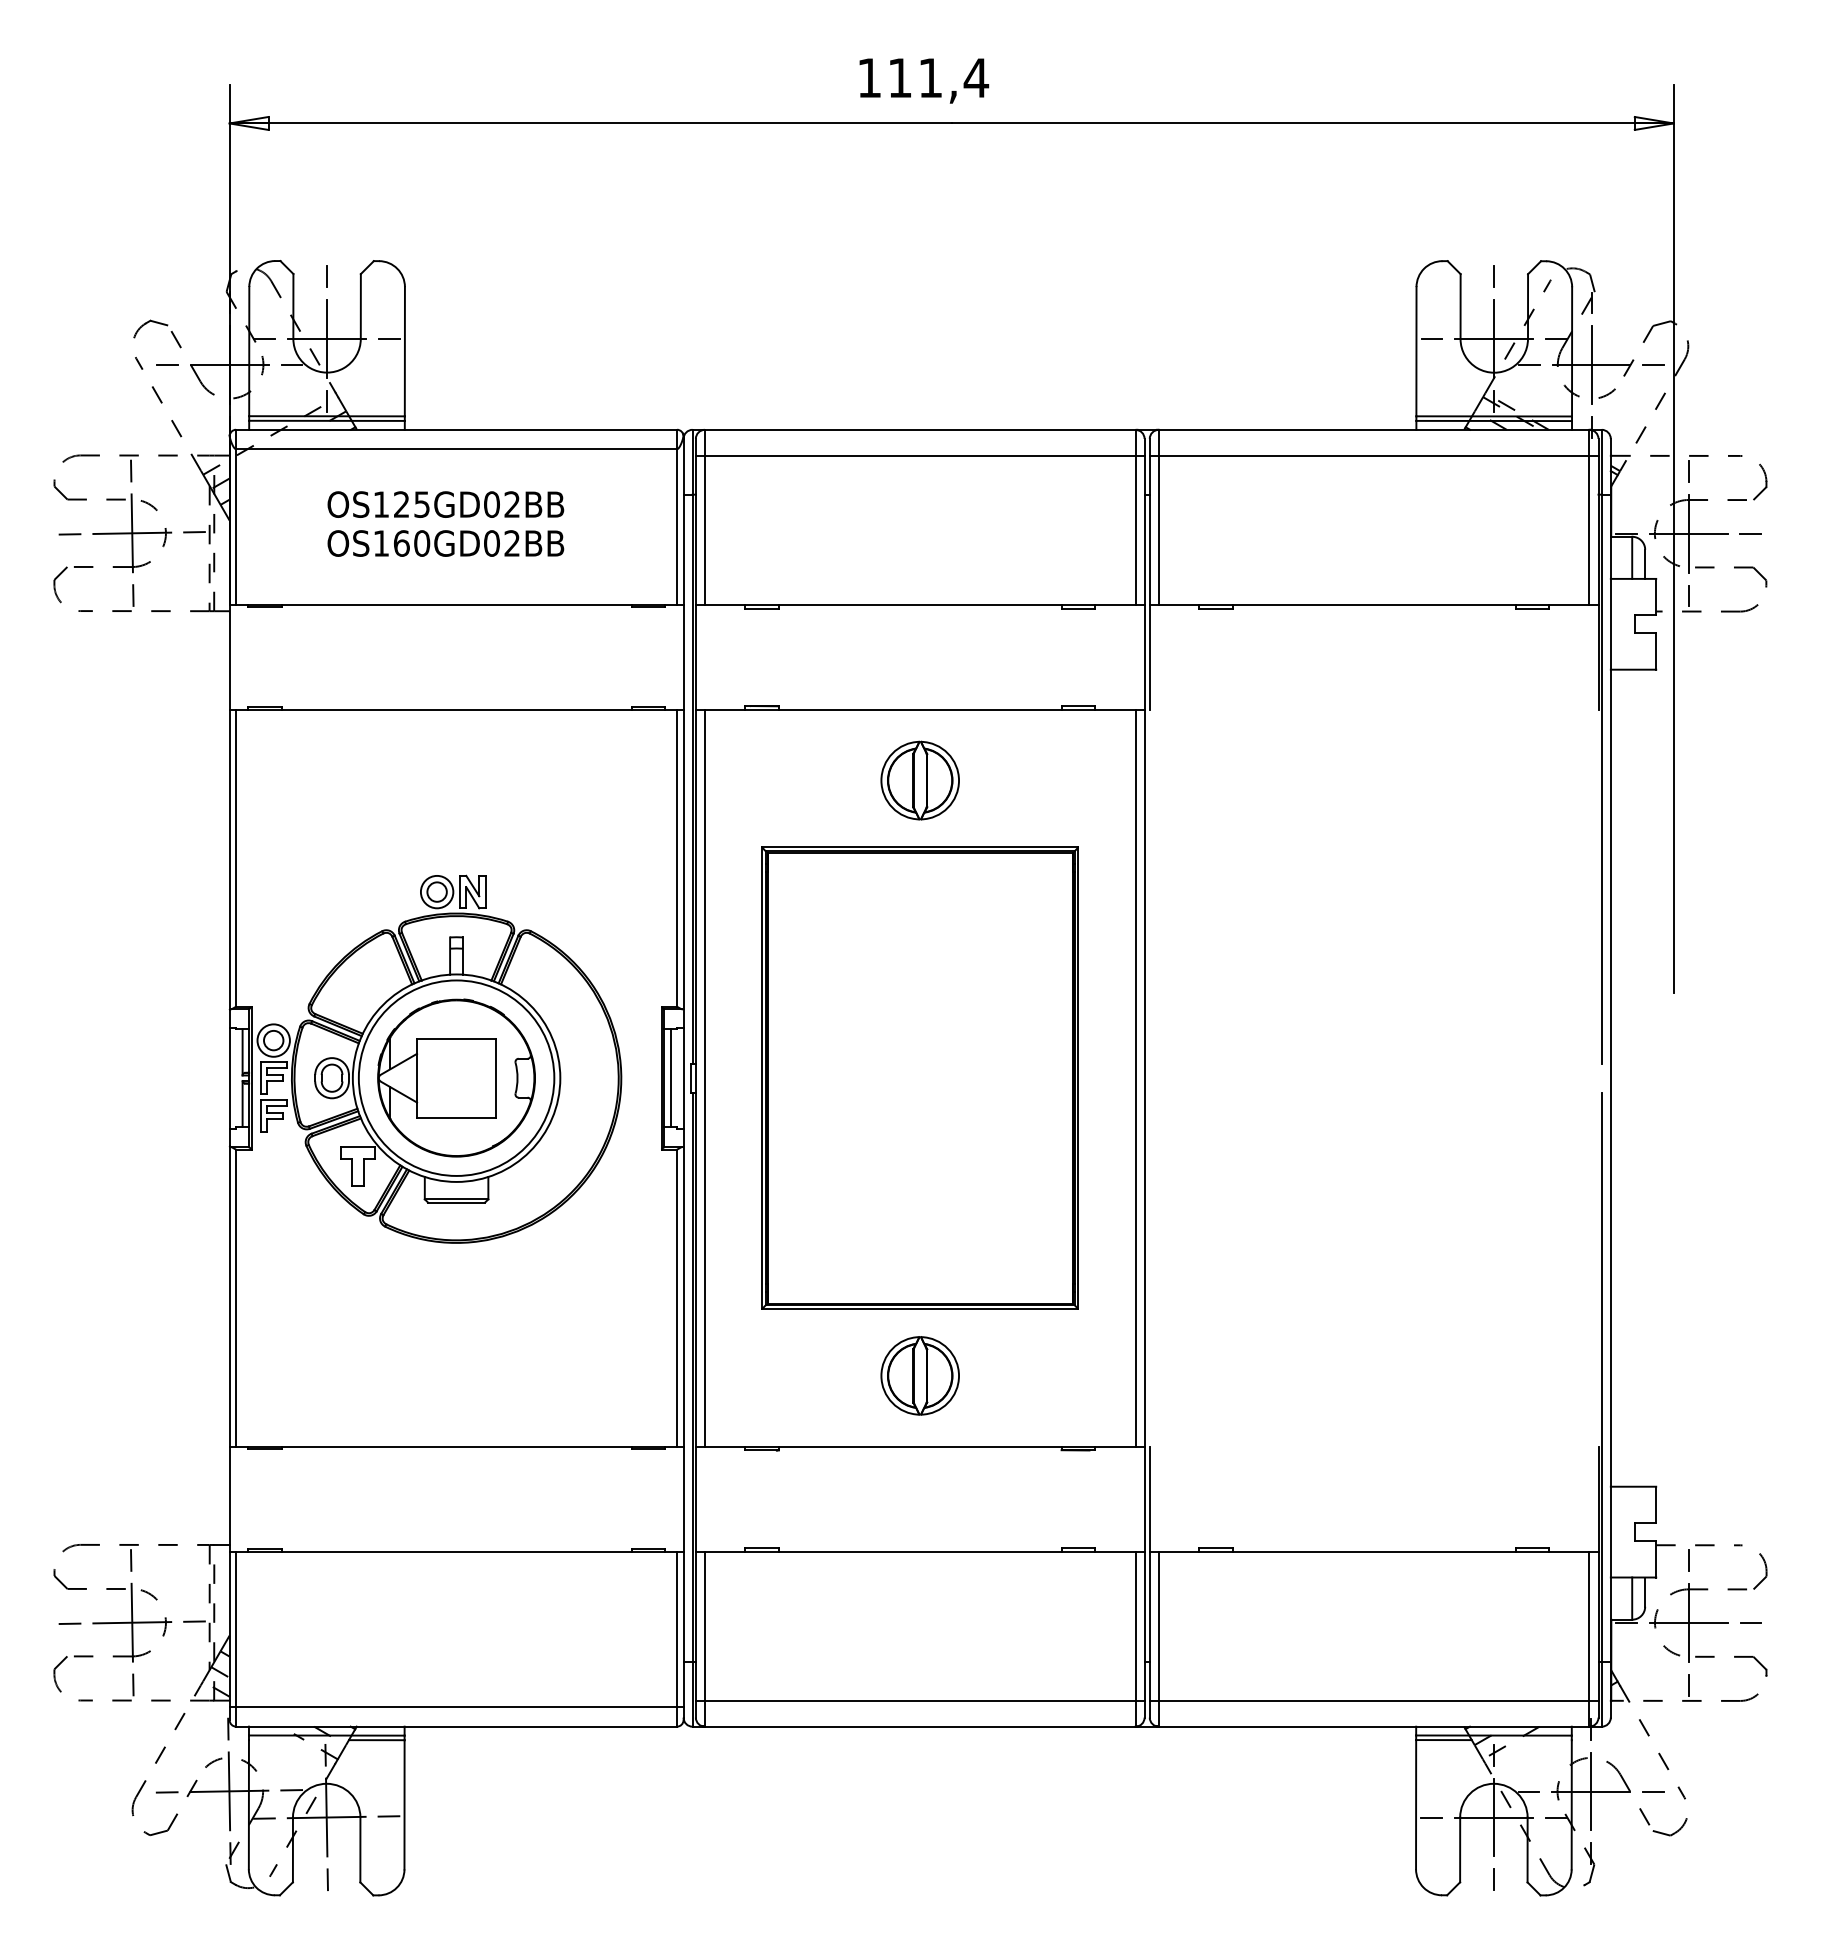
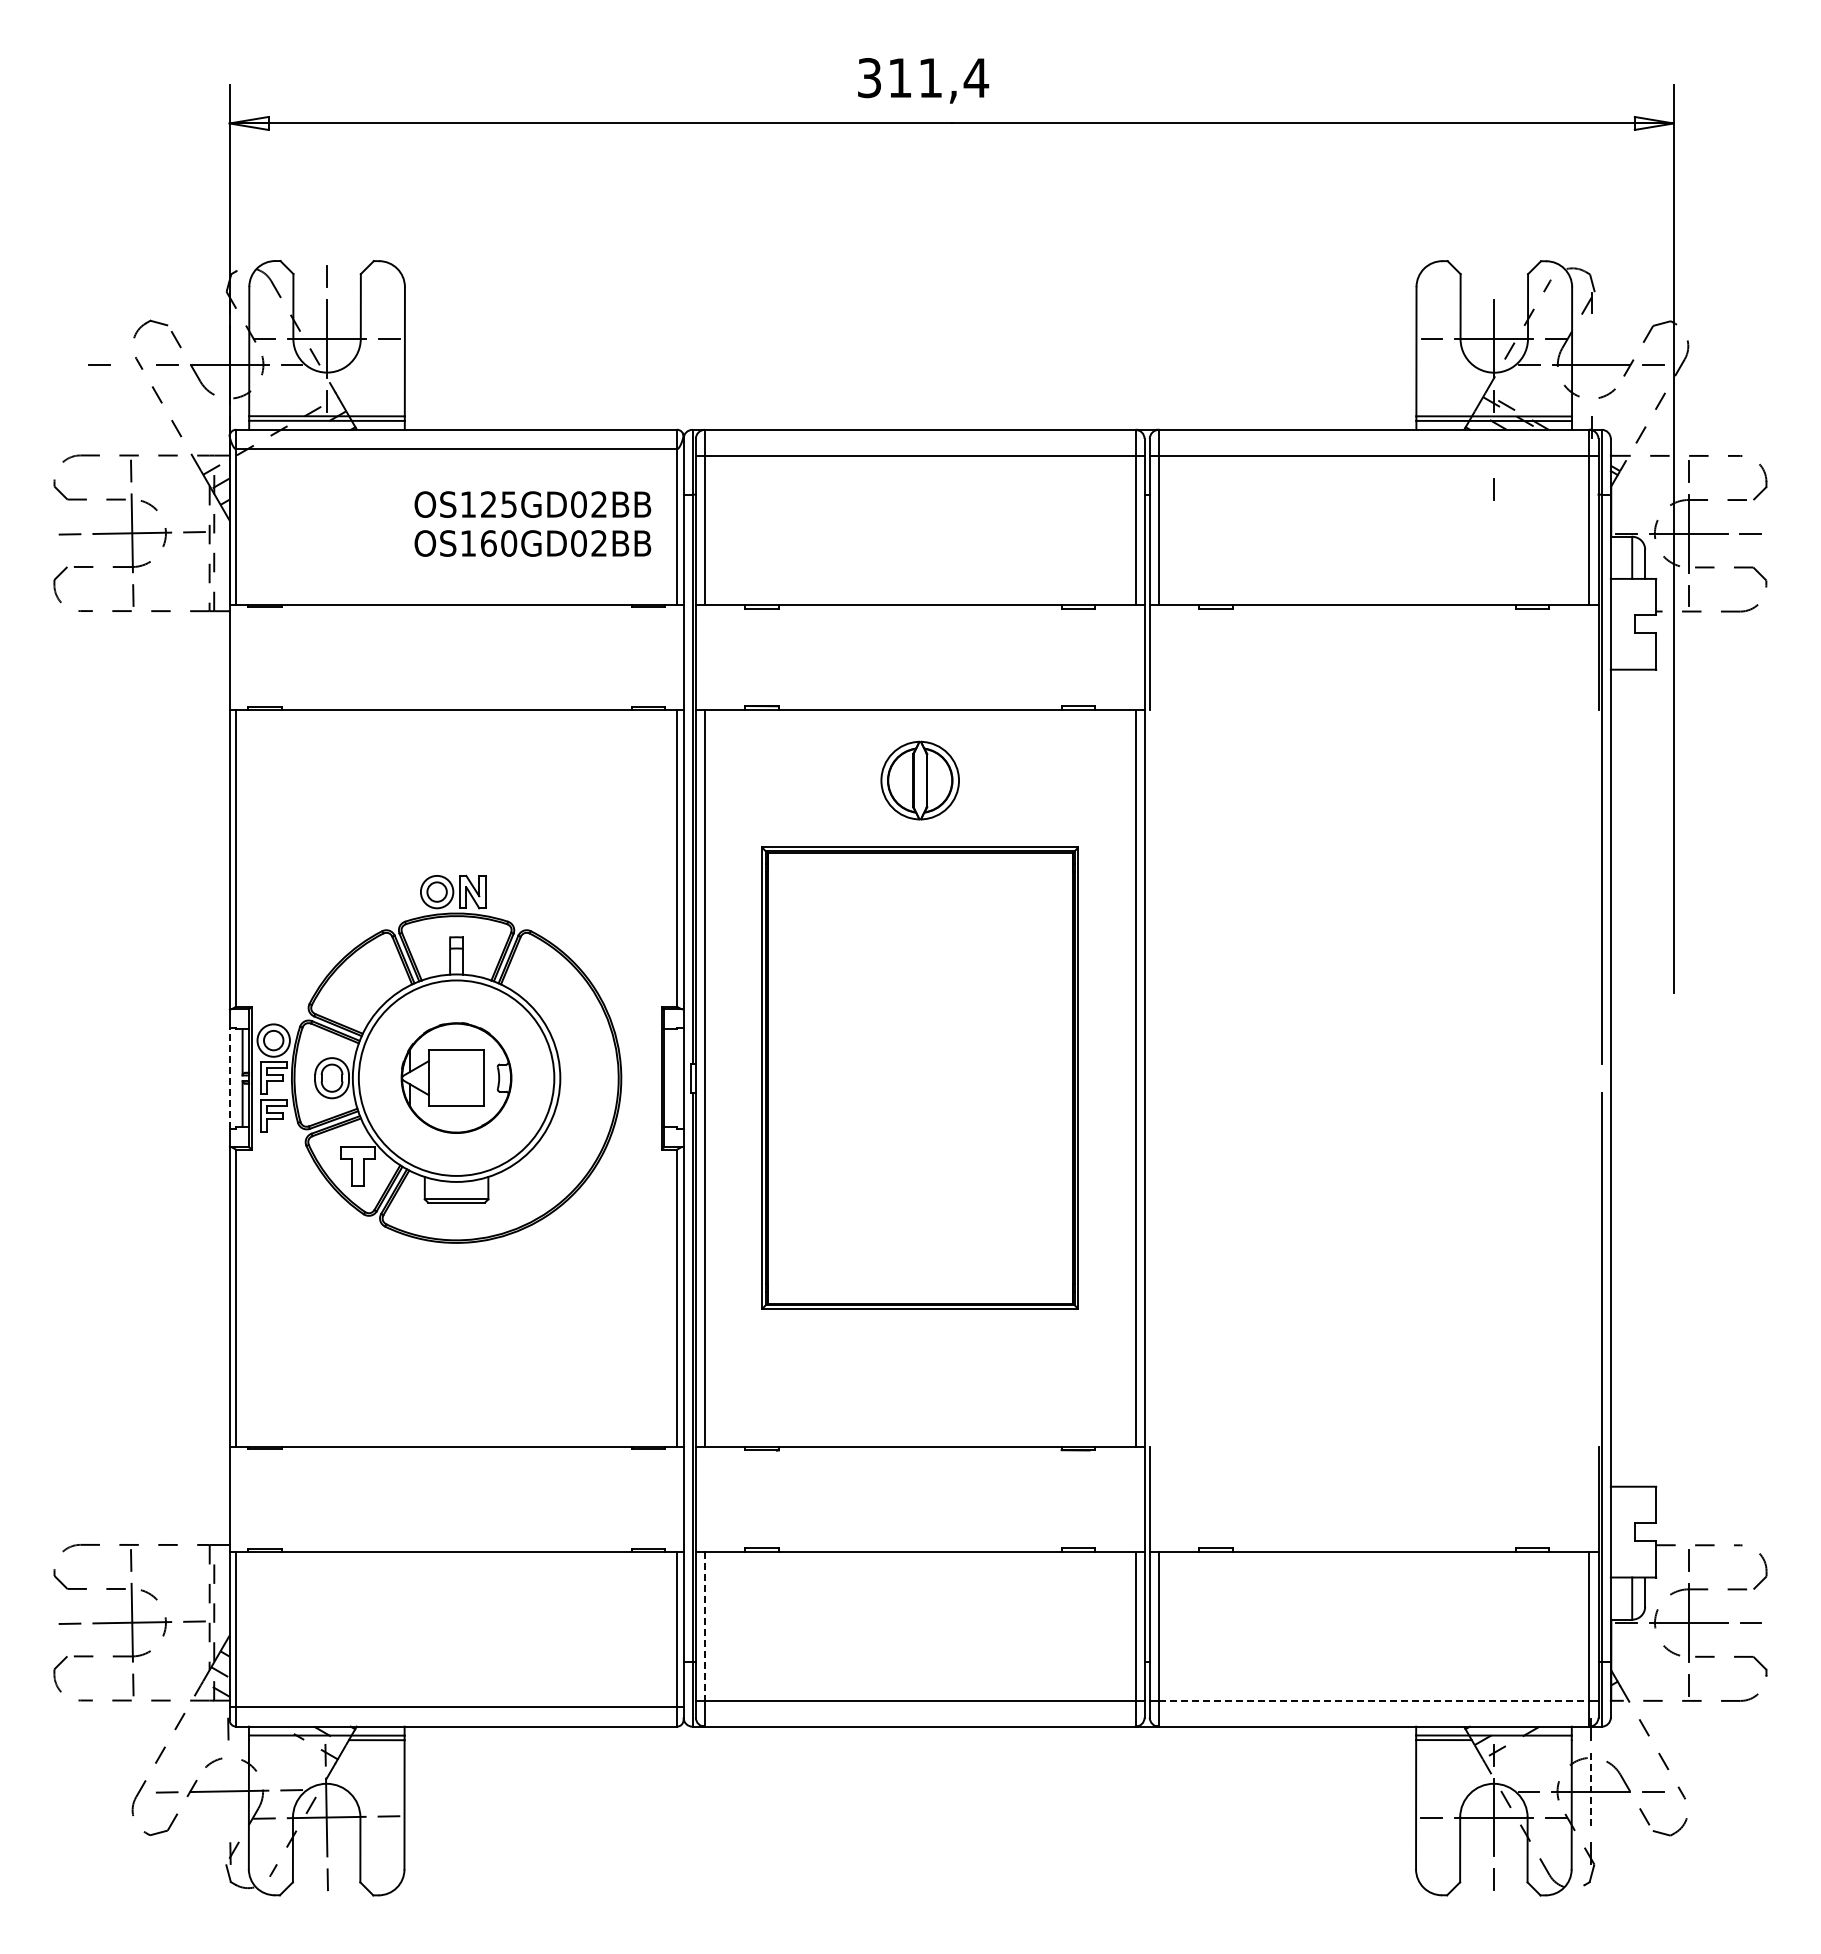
text: 111,4 -> 311,4 (869, 78)
line position: (1493, 276) -> (1493, 489) (1493, 489)
line: none -> present (99, 364)
line: present -> none (1591, 365)
text position: (445, 523) -> (532, 523) (532, 523)
line: solid -> dashed (229, 1077)
part size: 159x160 px -> 113x112 px (456, 1077)
line: present -> none (670, 1077)
part: present -> none (919, 1375)
line: solid -> dashed (704, 1626)
line: solid -> dashed (1374, 1700)
line: present -> none (229, 1791)
line: solid -> dashed (1591, 1791)
